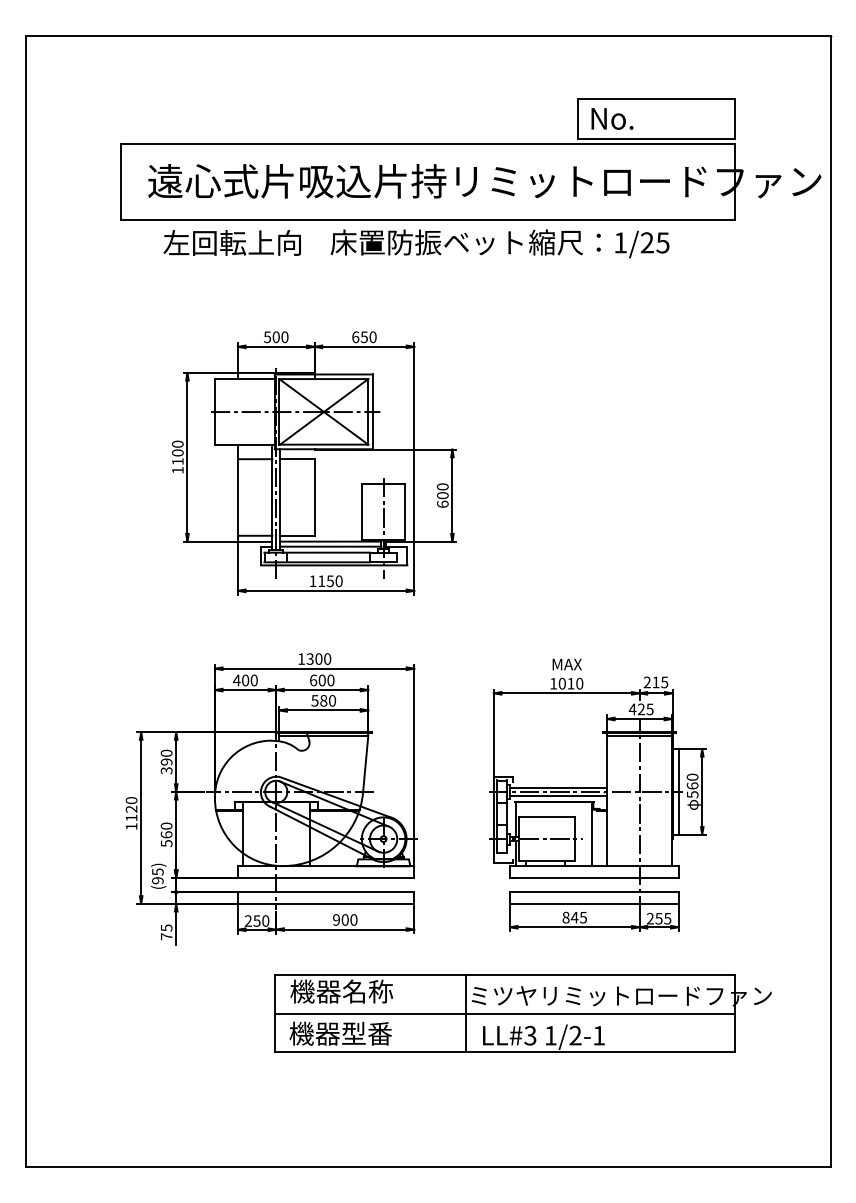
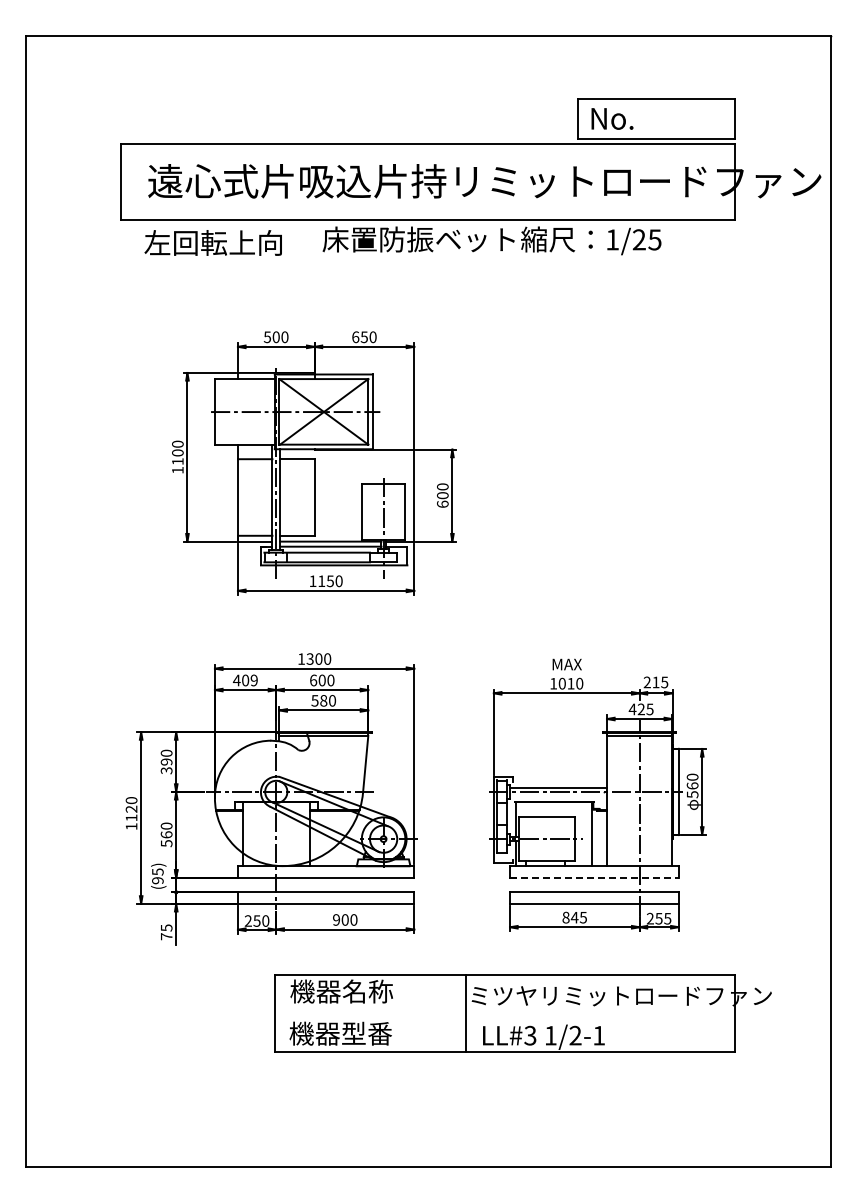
text position: (231, 242) -> (212, 242) (212, 242)
text position: (499, 243) -> (491, 240) (491, 240)
text: 400 -> 409 (253, 680)
line: present -> none (557, 795)
line: solid -> dashed (594, 877)
line: present -> none (504, 1013)
